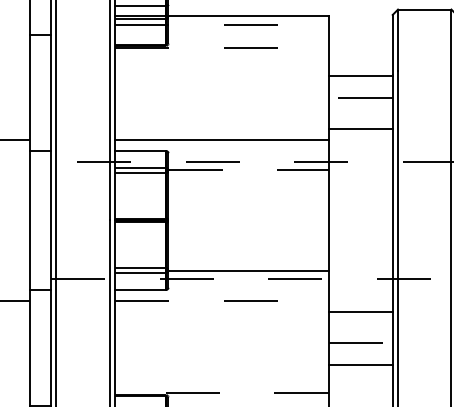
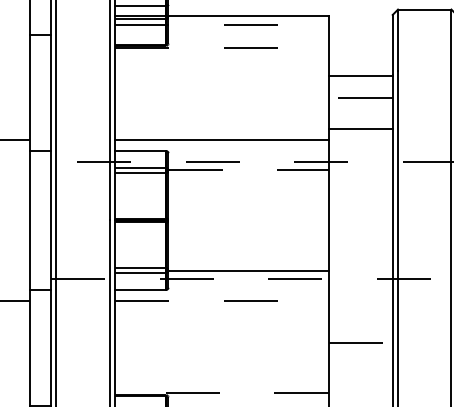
line: present -> none (360, 311)
line: present -> none (360, 365)
